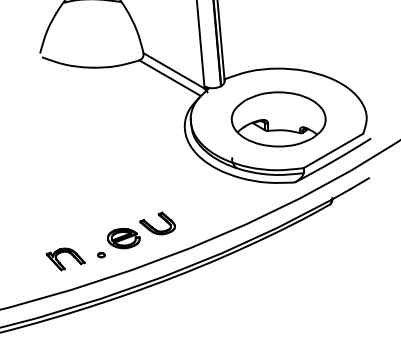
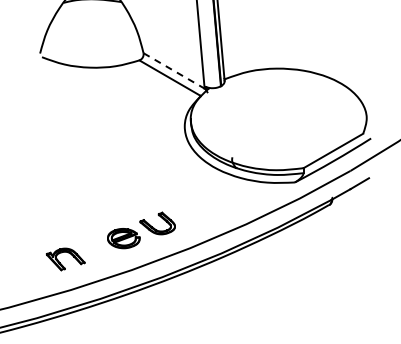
line: solid -> dashed (174, 71)
part: present -> none (278, 119)
part: present -> none (101, 255)
